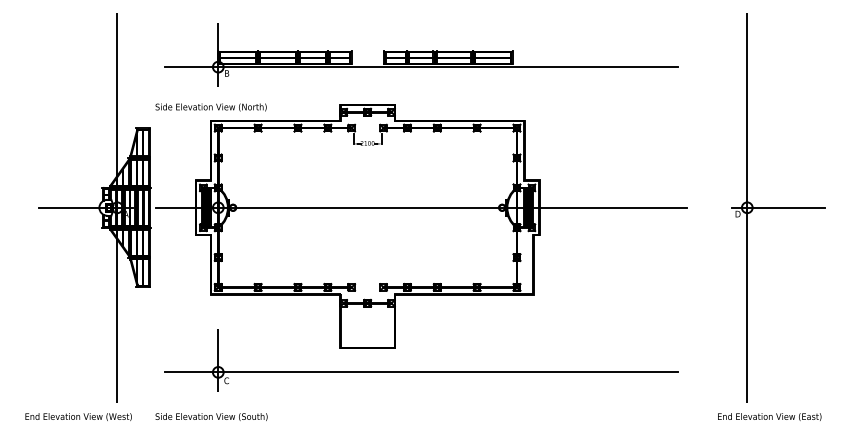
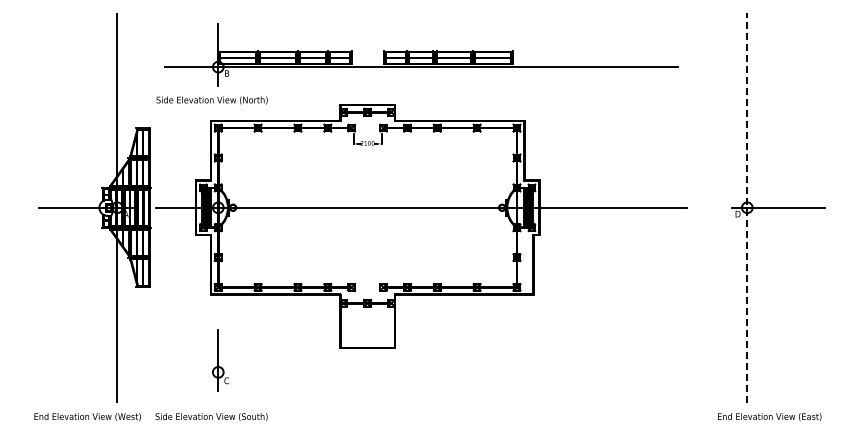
text position: (210, 107) -> (211, 100) (211, 100)
line: solid -> dashed (747, 207)
line: present -> none (420, 372)
text position: (78, 416) -> (87, 416) (87, 416)
